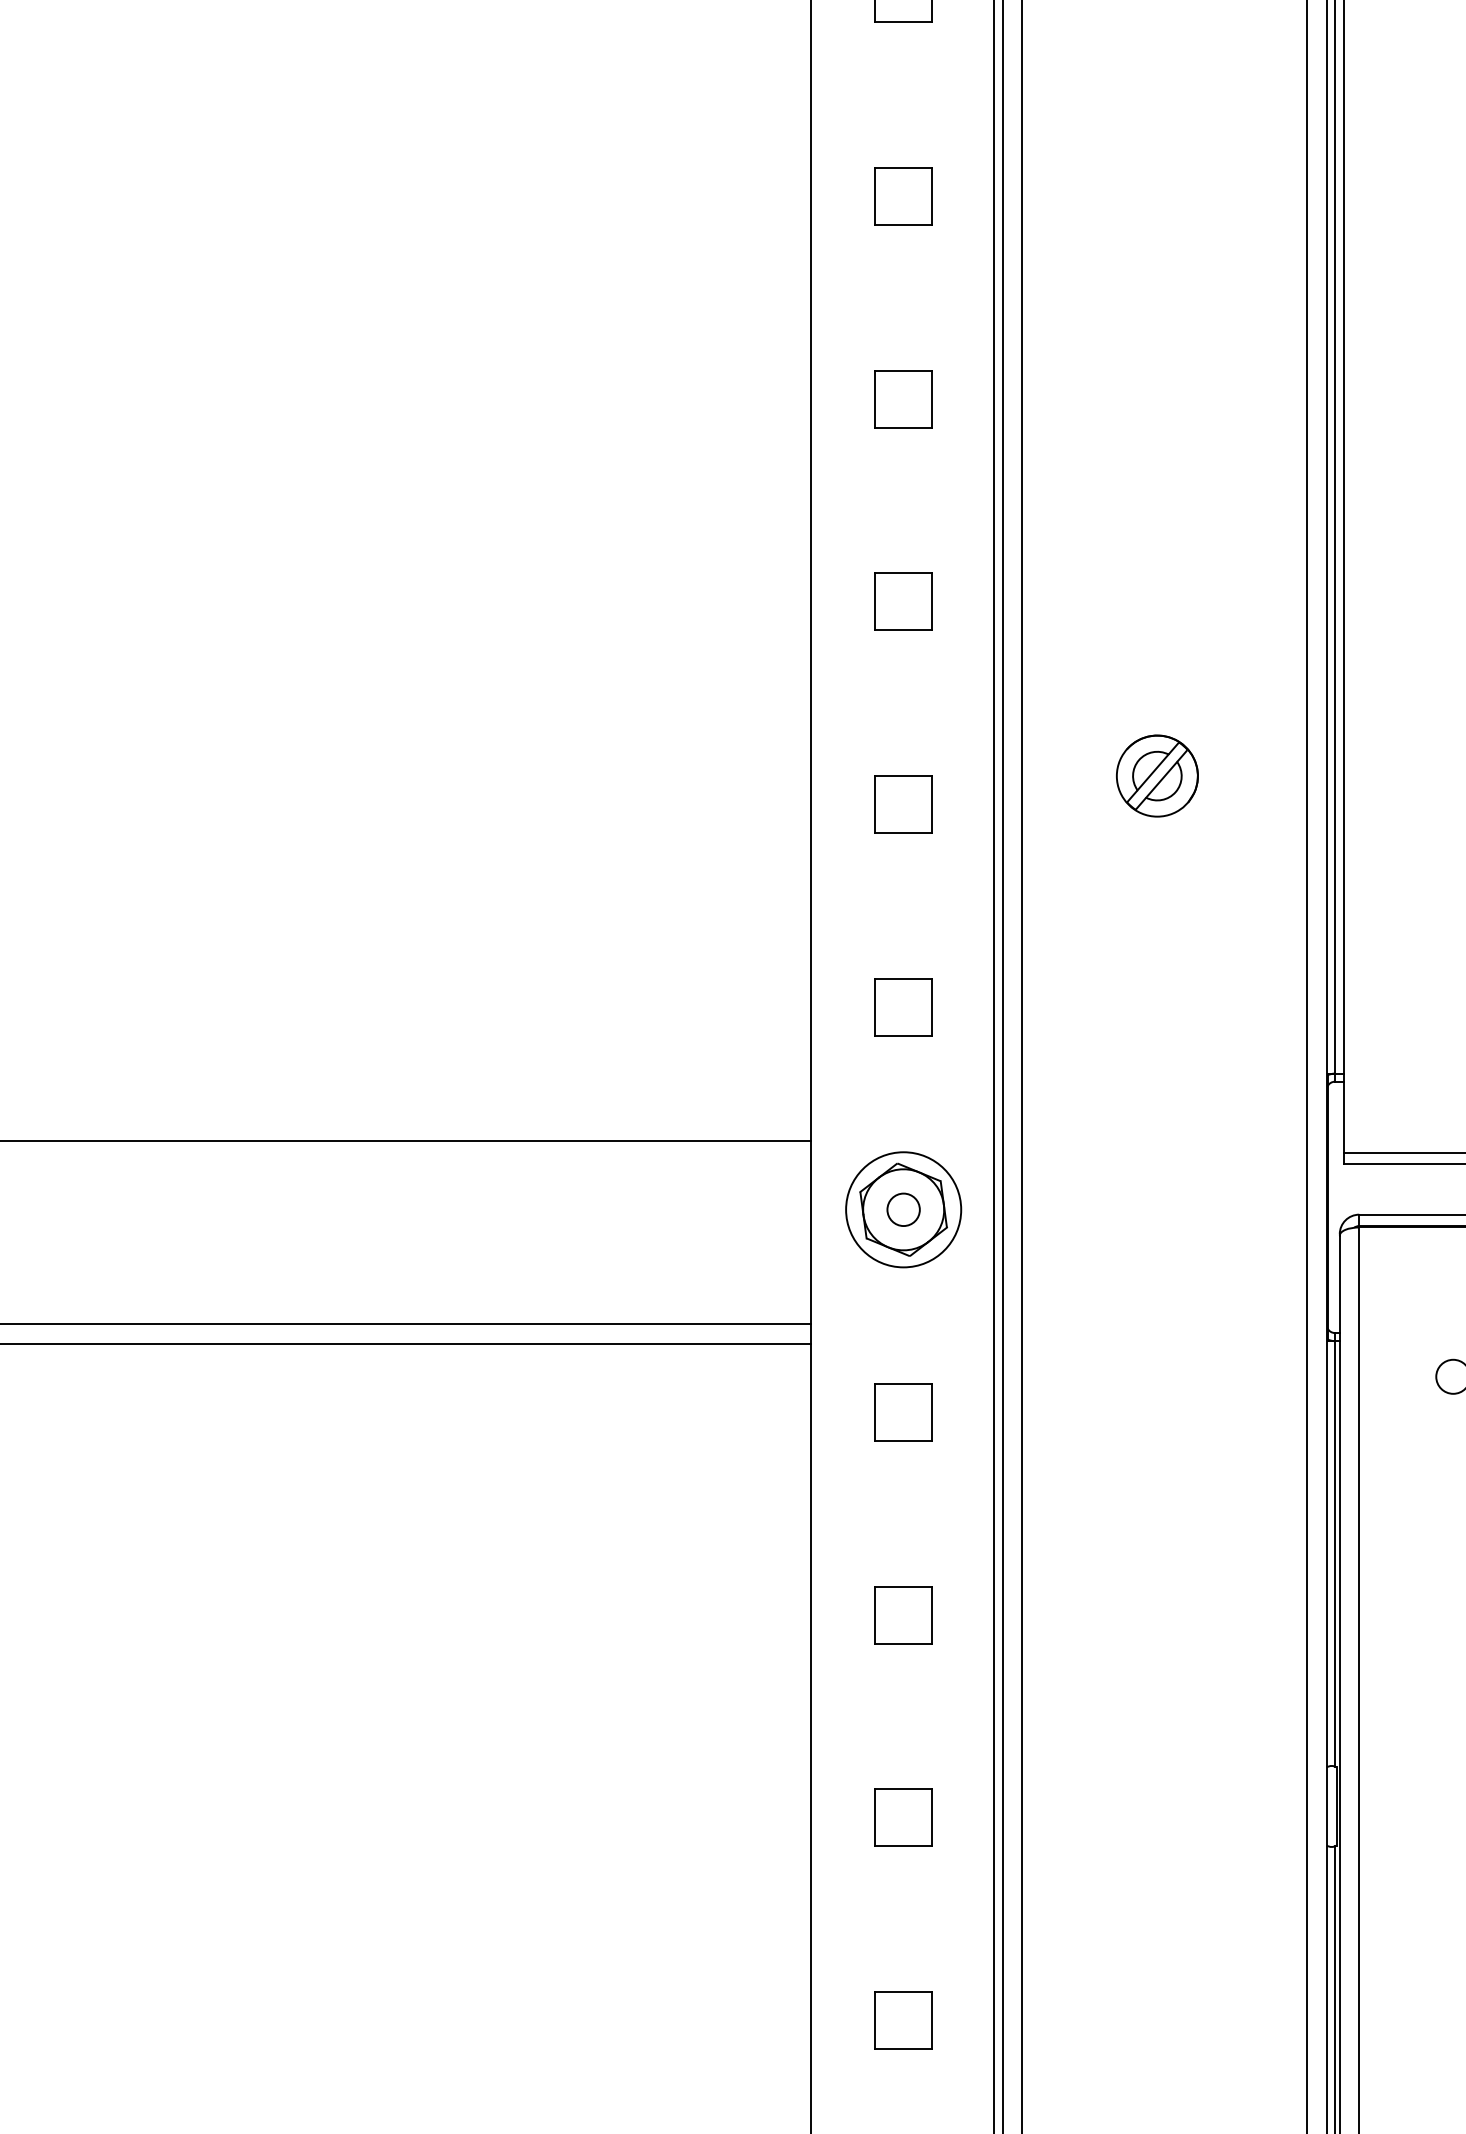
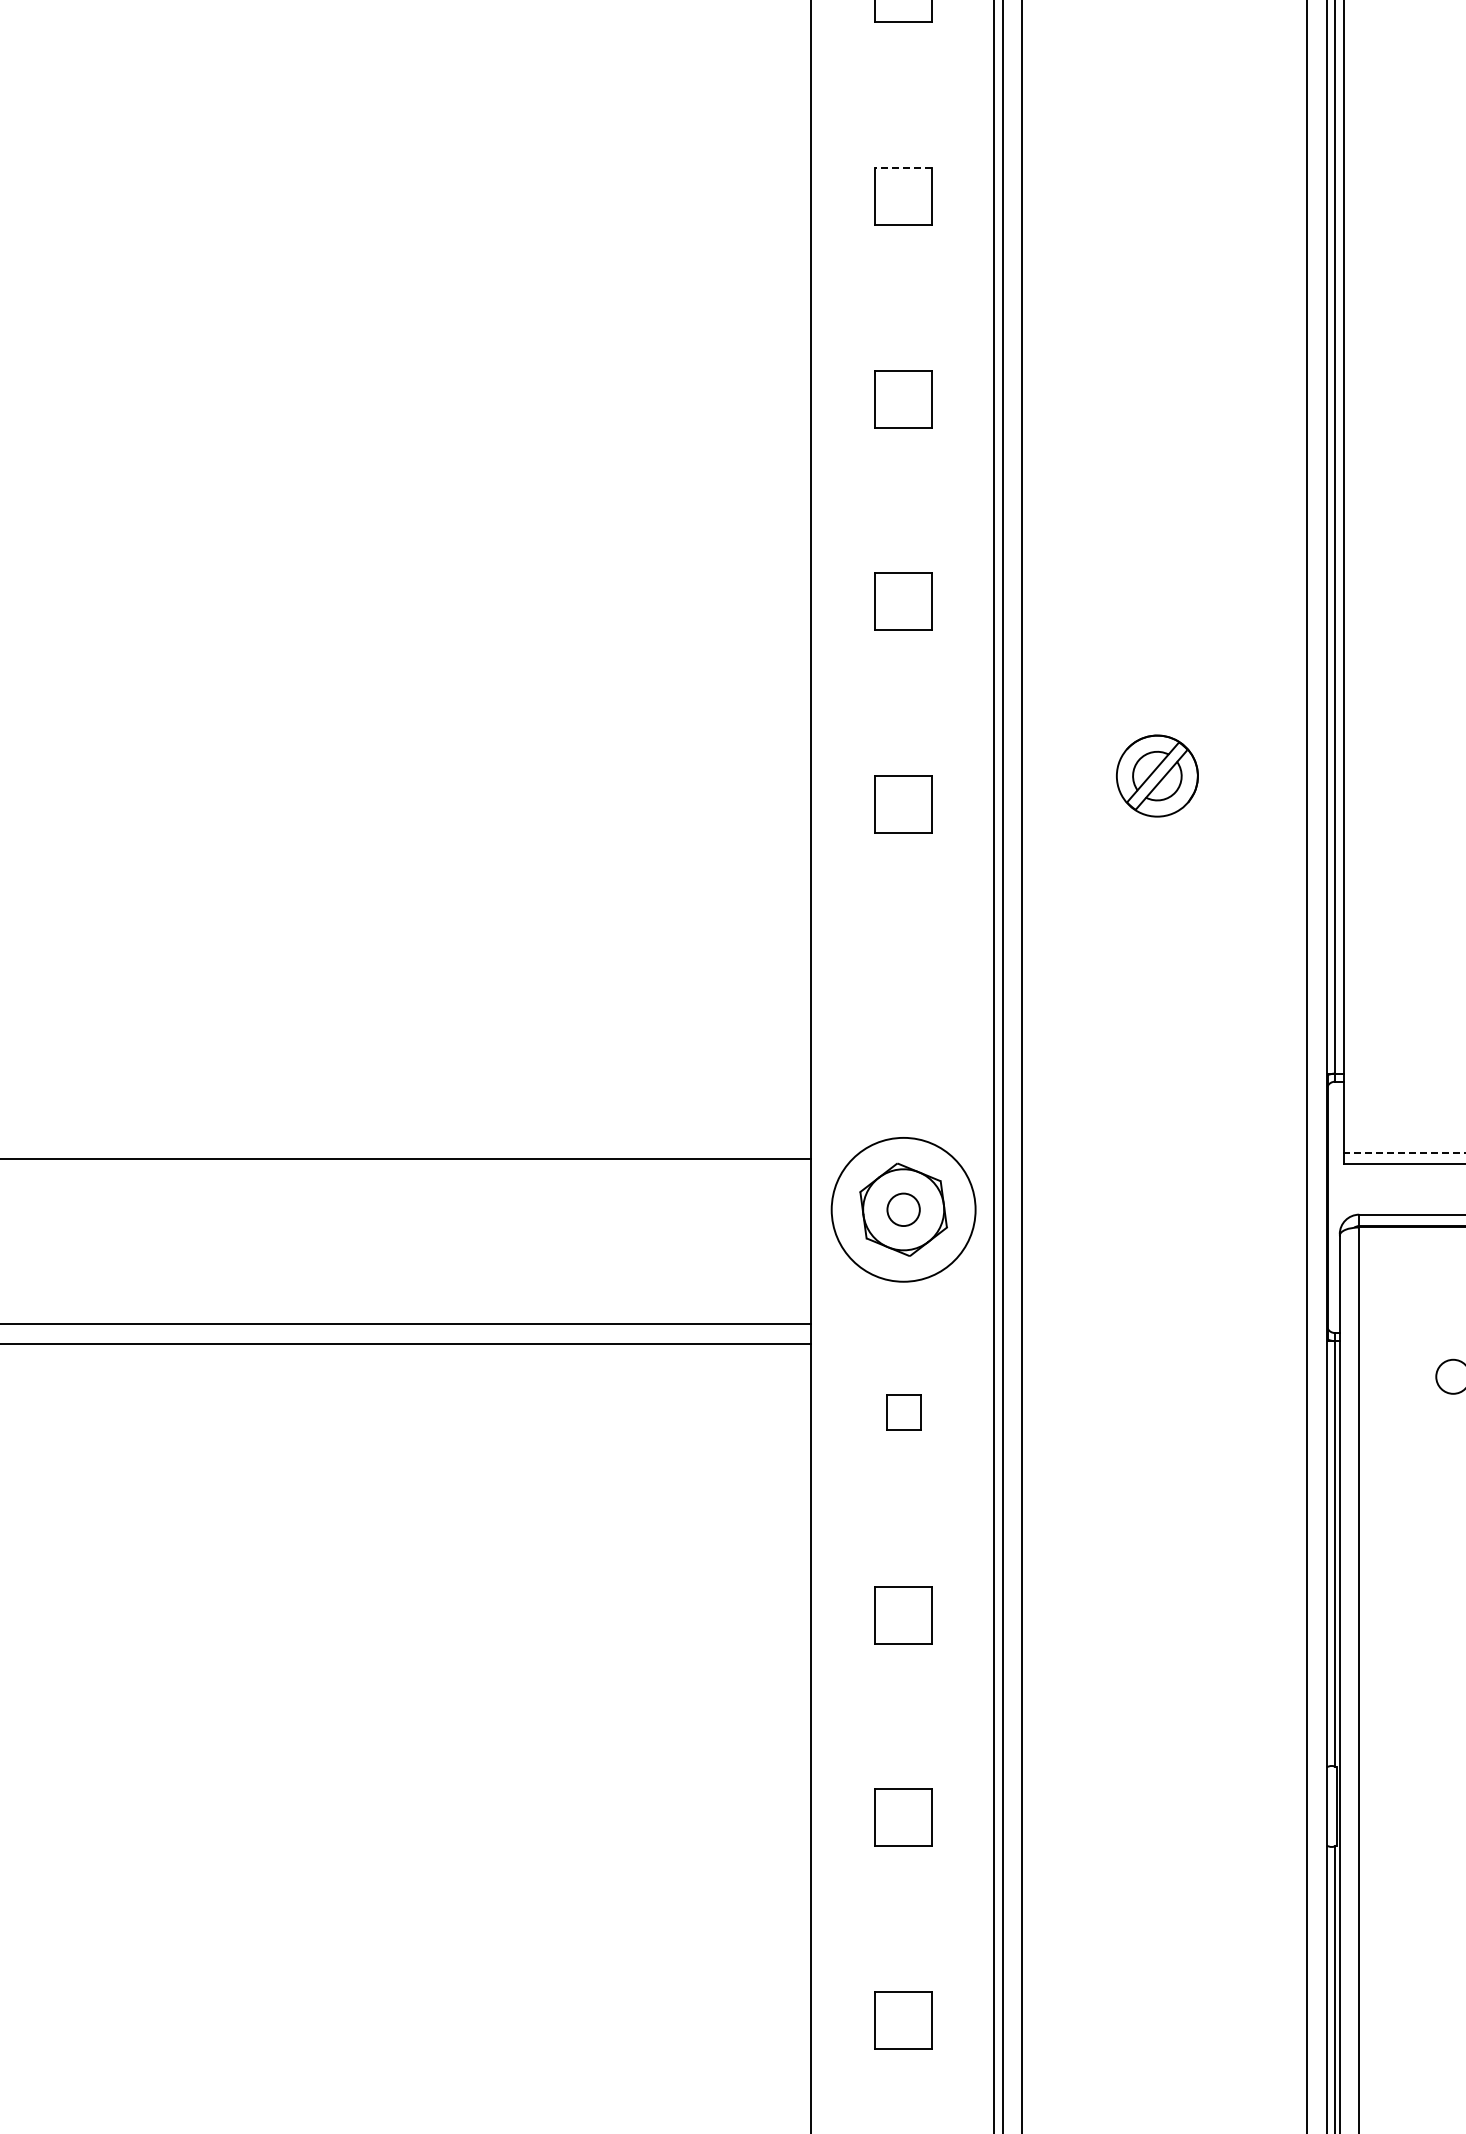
line: solid -> dashed (903, 168)
part: present -> none (903, 1007)
line position: (406, 1140) -> (406, 1158) (406, 1158)
line: solid -> dashed (1404, 1153)
circle diameter: 115 px -> 144 px (903, 1209)
part size: 59x59 px -> 36x37 px (903, 1412)
